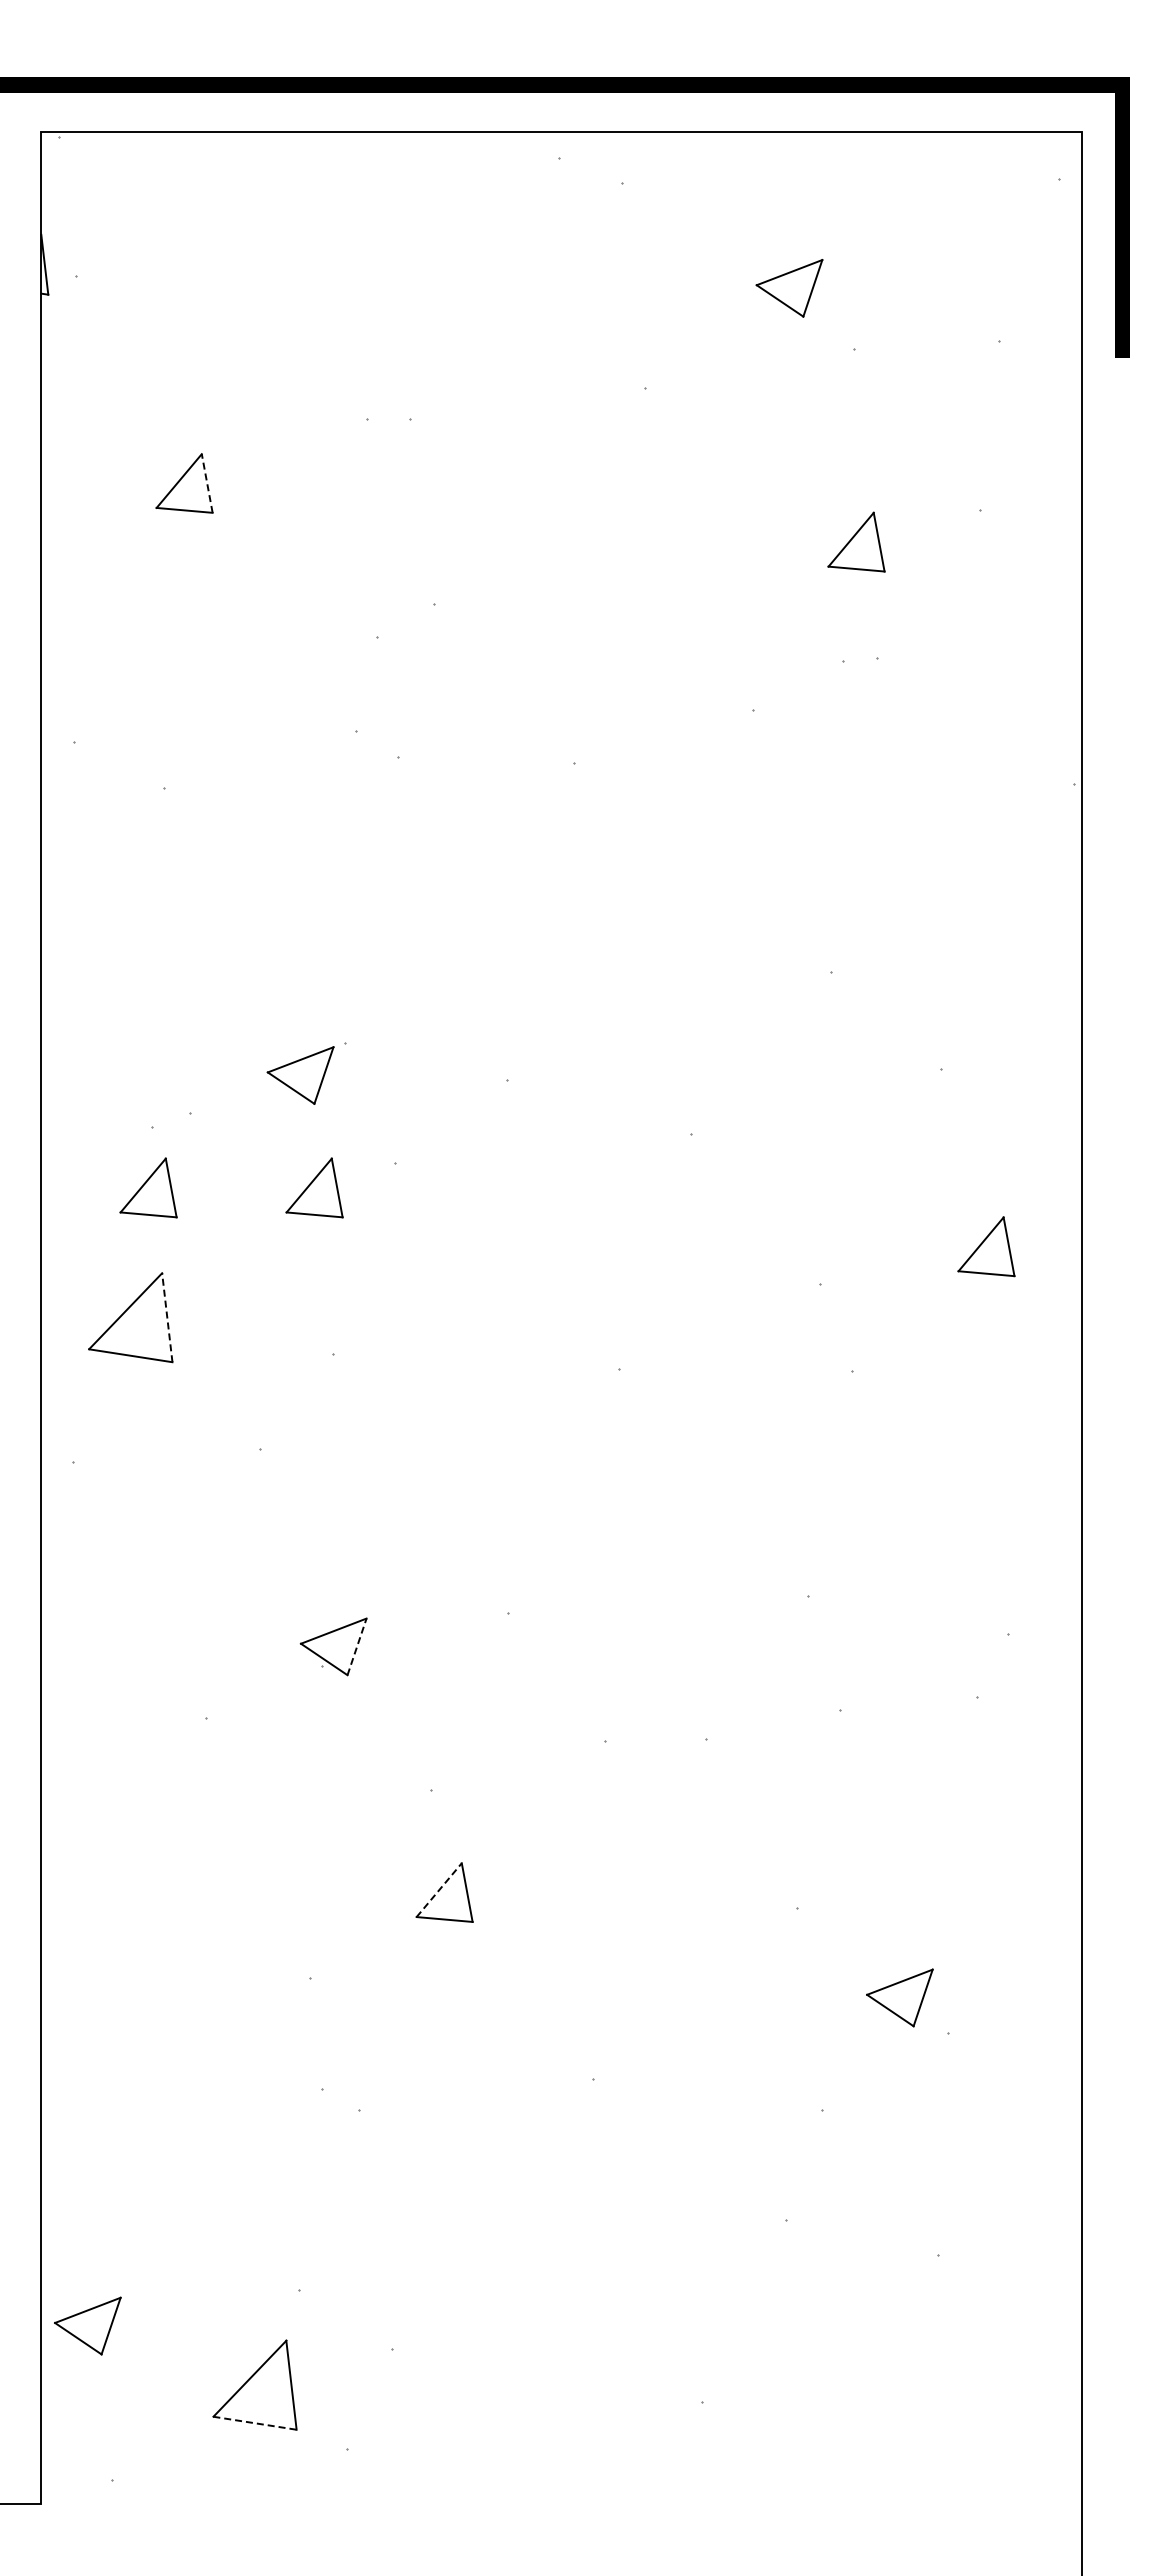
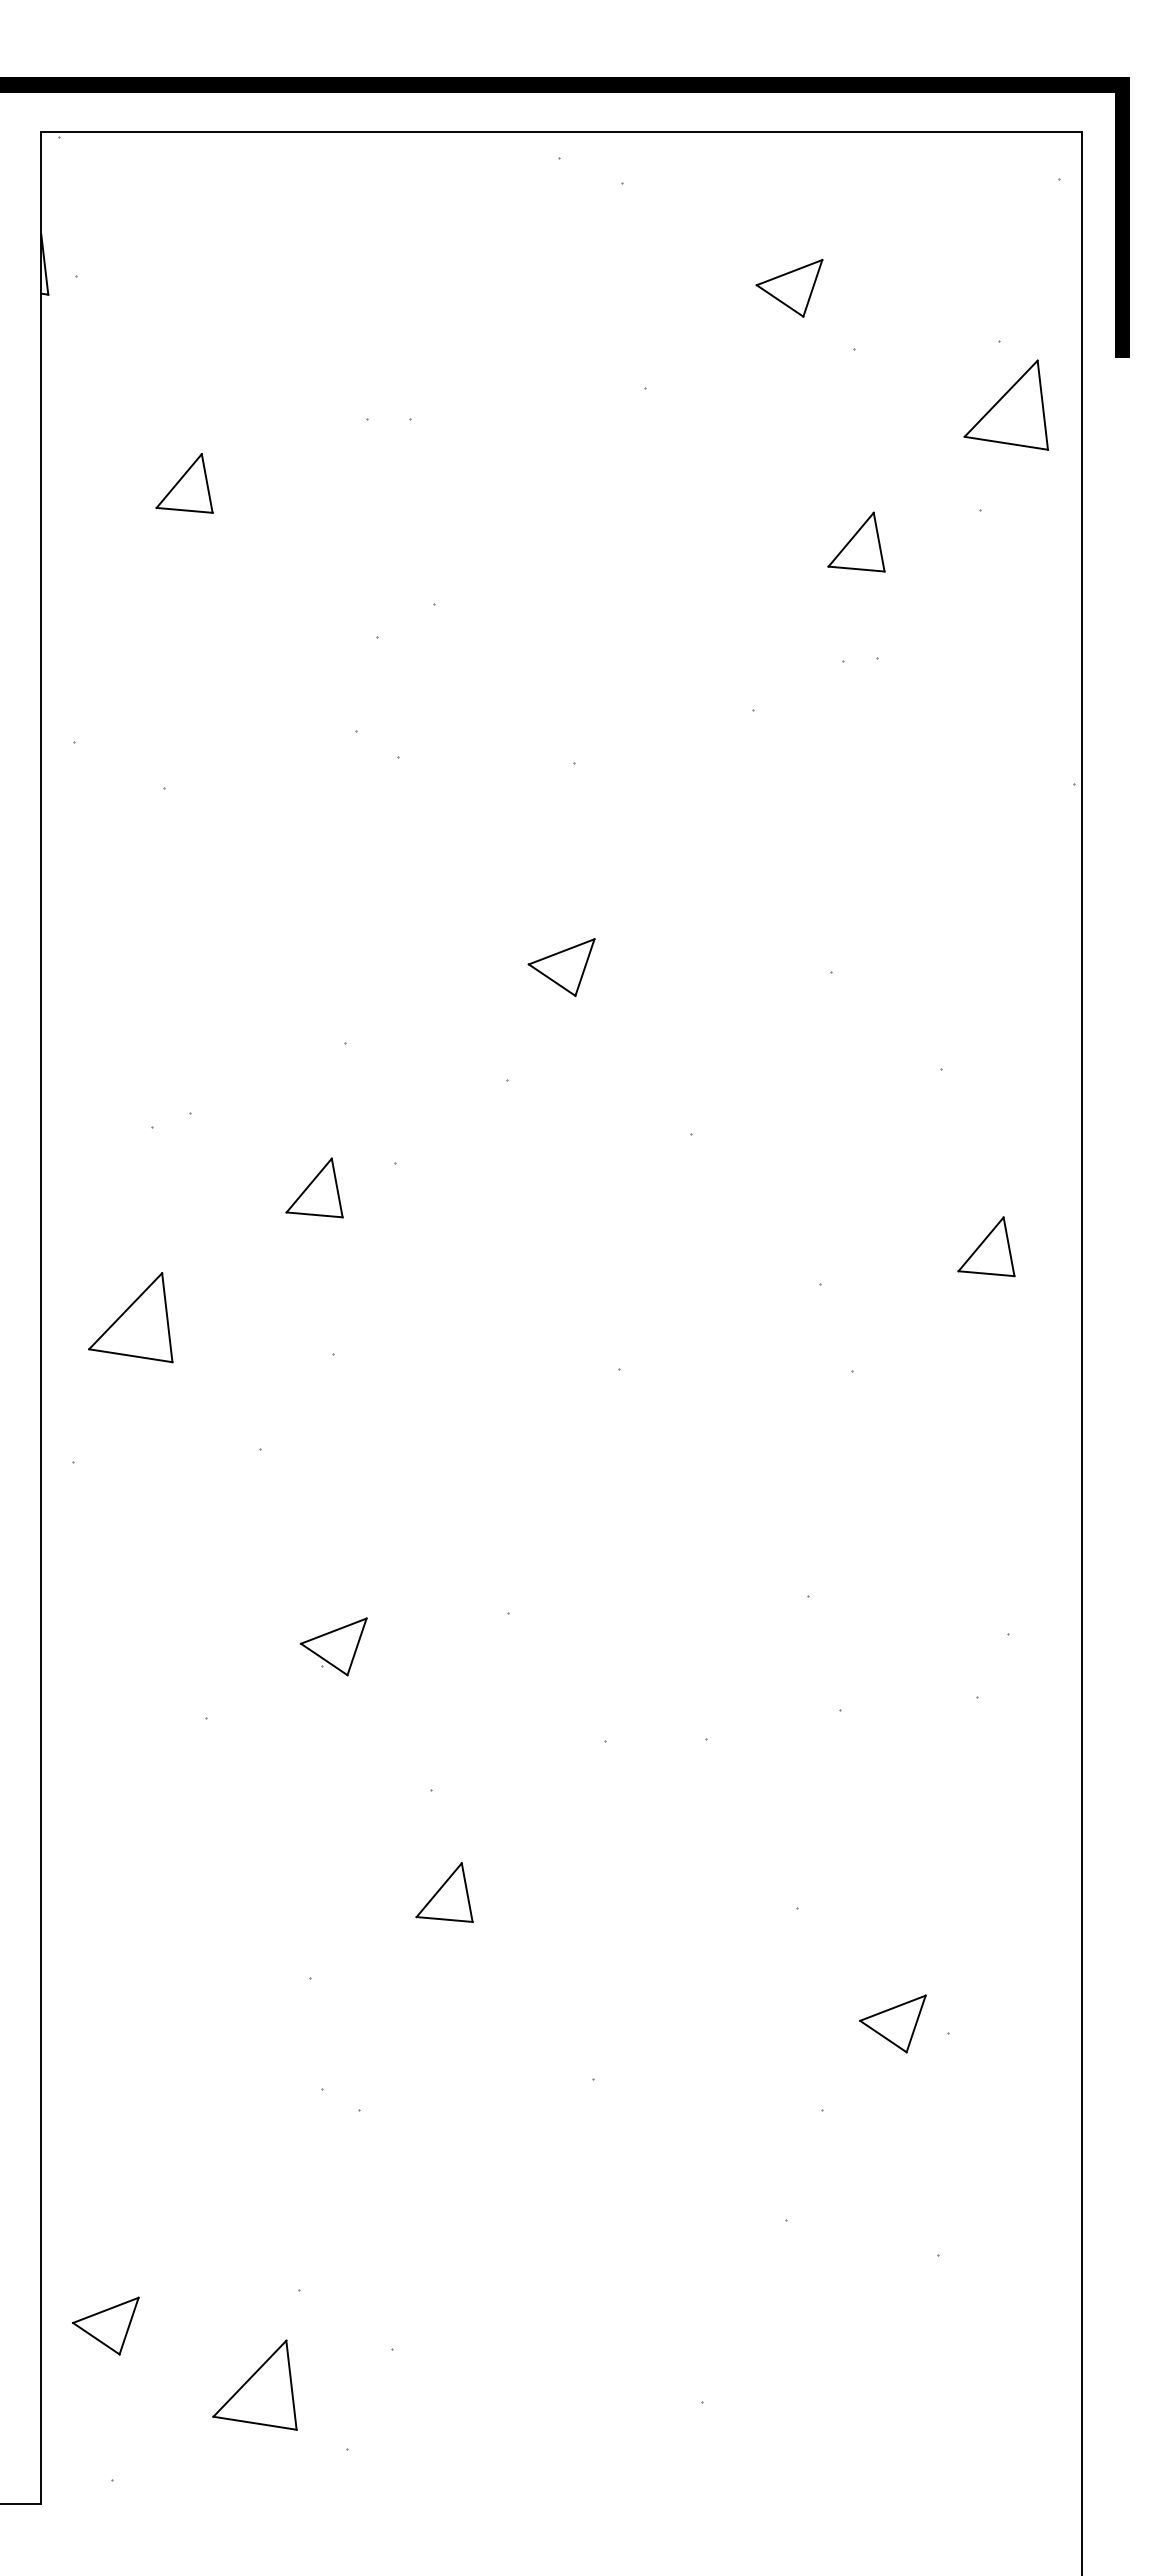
part: none -> present (1005, 404)
line: dashed -> solid (207, 483)
part position: (300, 1075) -> (561, 967) (561, 967)
part: present -> none (148, 1187)
line: dashed -> solid (167, 1317)
line: dashed -> solid (357, 1646)
line: dashed -> solid (439, 1889)
part position: (899, 1997) -> (892, 2023) (892, 2023)
part position: (87, 2325) -> (105, 2325) (105, 2325)
line: dashed -> solid (255, 2423)
